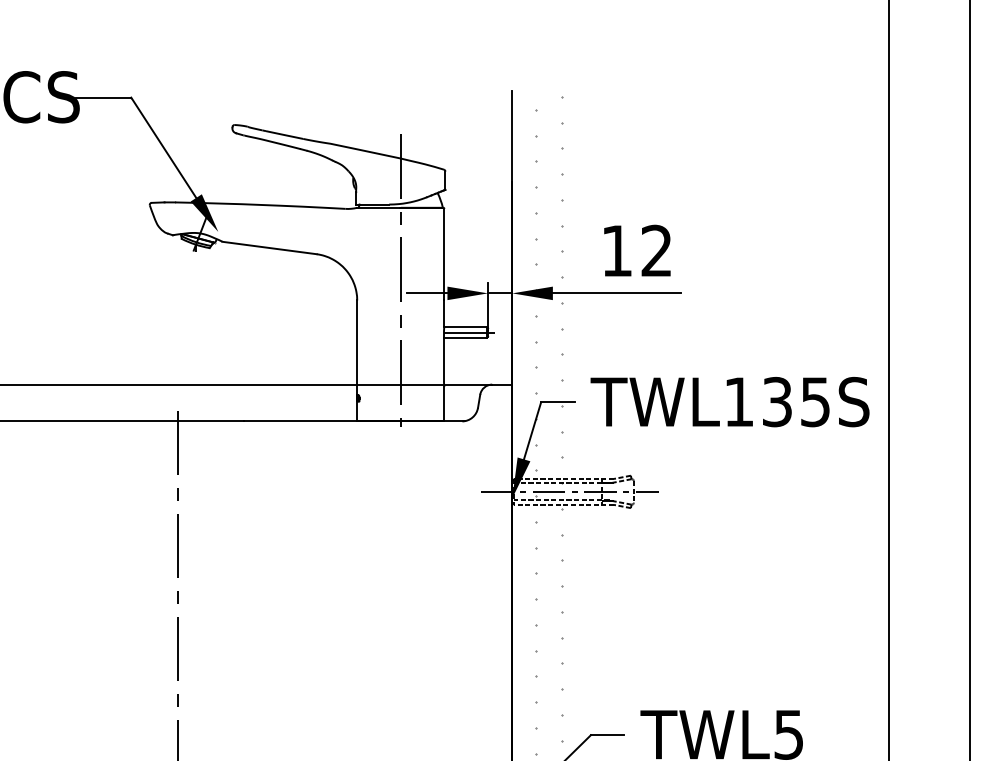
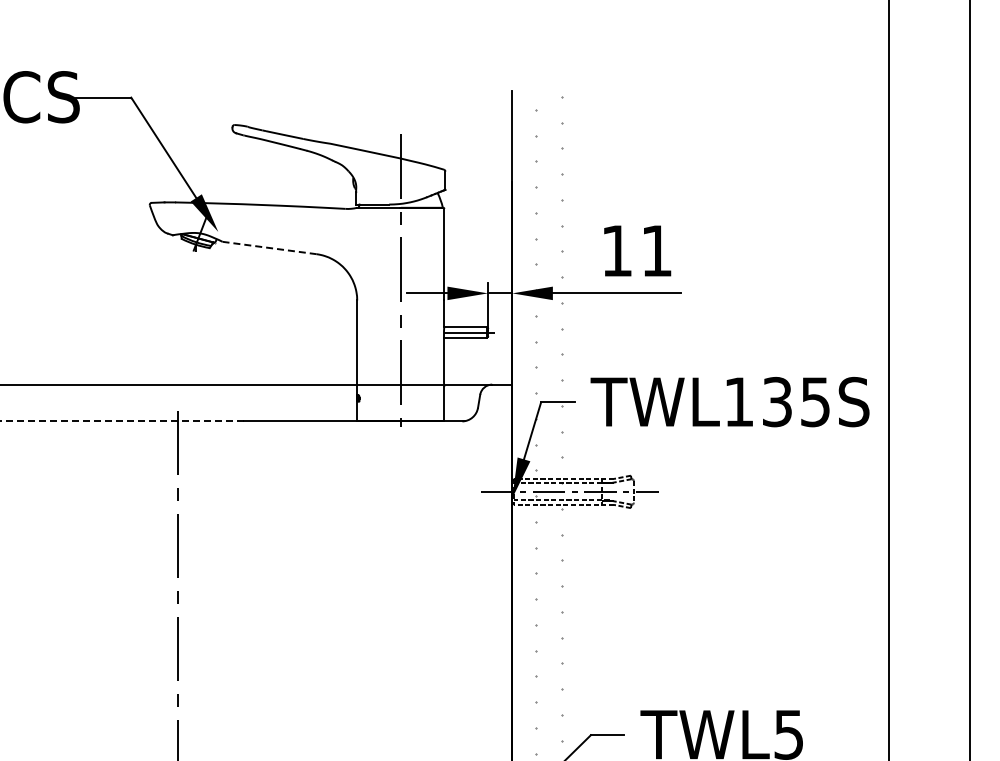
line: solid -> dashed (270, 248)
text: 12 -> 11 (656, 250)
line: solid -> dashed (122, 421)
